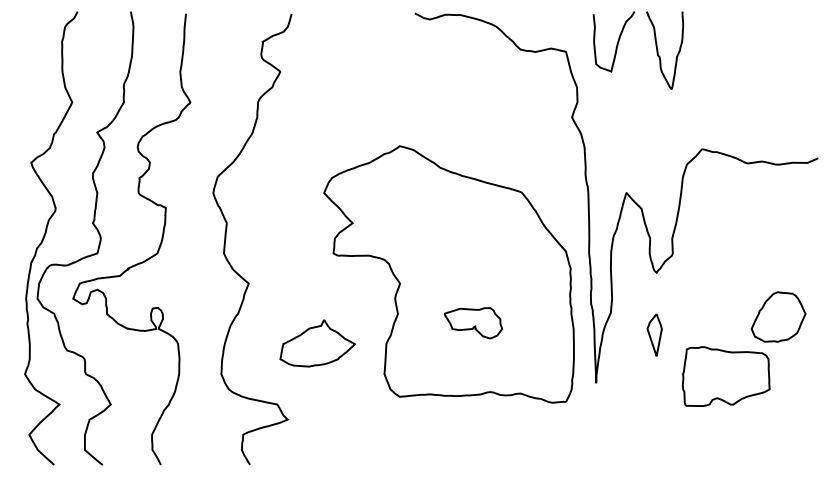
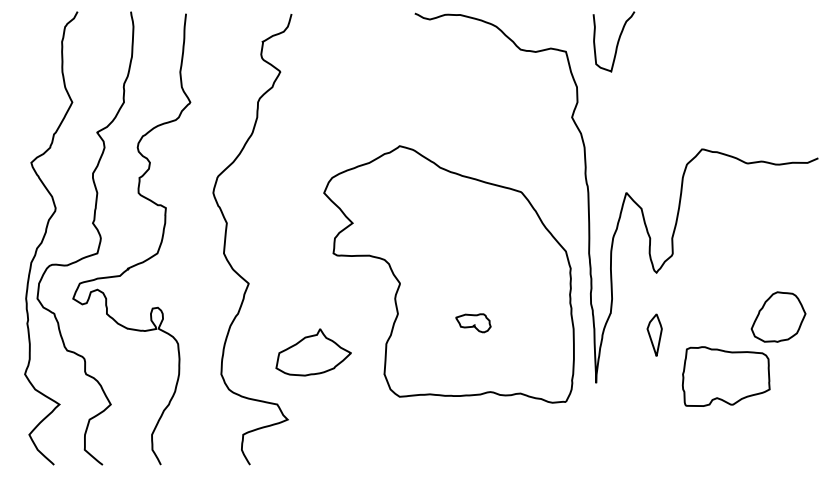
curve: present -> none (658, 50)
part size: 59x33 px -> 37x21 px (473, 323)
part position: (317, 343) -> (313, 352) (313, 352)
